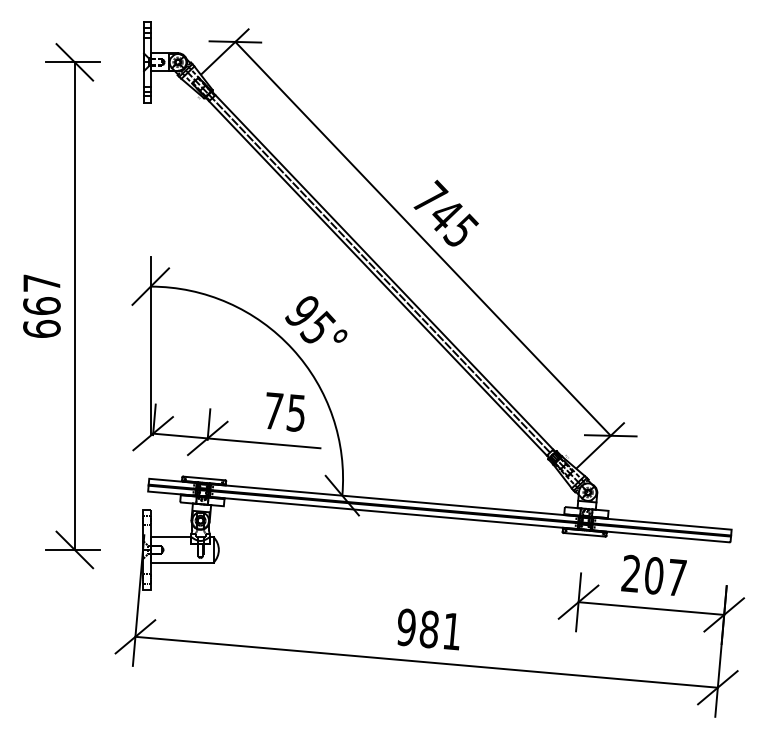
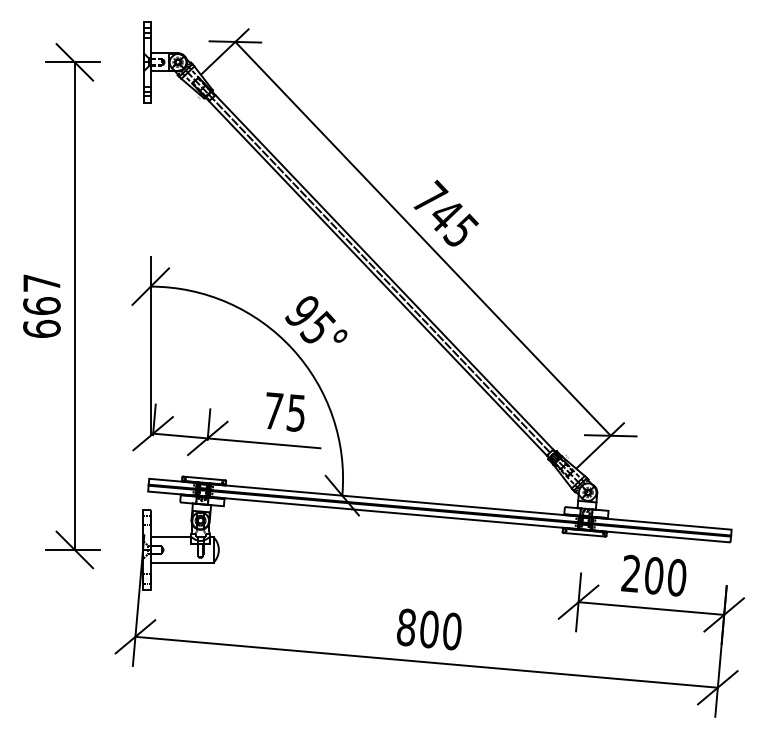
text: 207 -> 200 (676, 577)
text: 981 -> 800 (429, 629)
